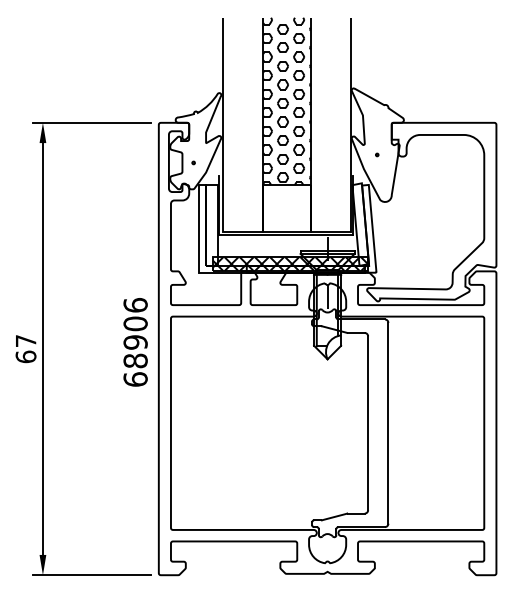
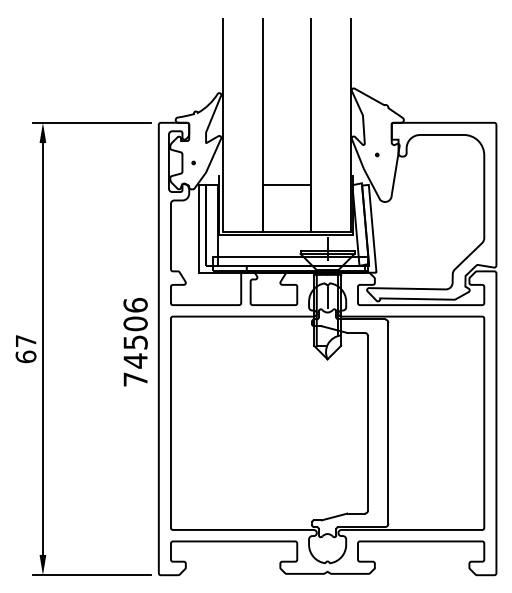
hatch: present -> none (286, 101)
hatch: present -> none (290, 263)
text: 68906 -> 74506 (135, 360)
